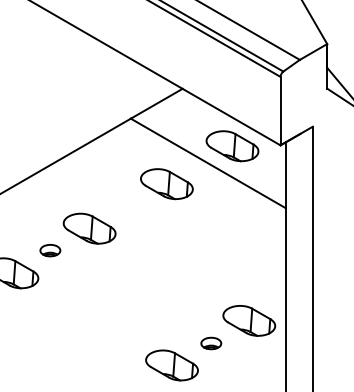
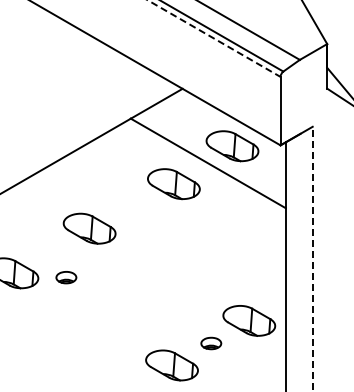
line: solid -> dashed (213, 38)
part position: (166, 184) -> (173, 184) (173, 184)
part position: (50, 250) -> (66, 277) (66, 277)
line: solid -> dashed (312, 258)
